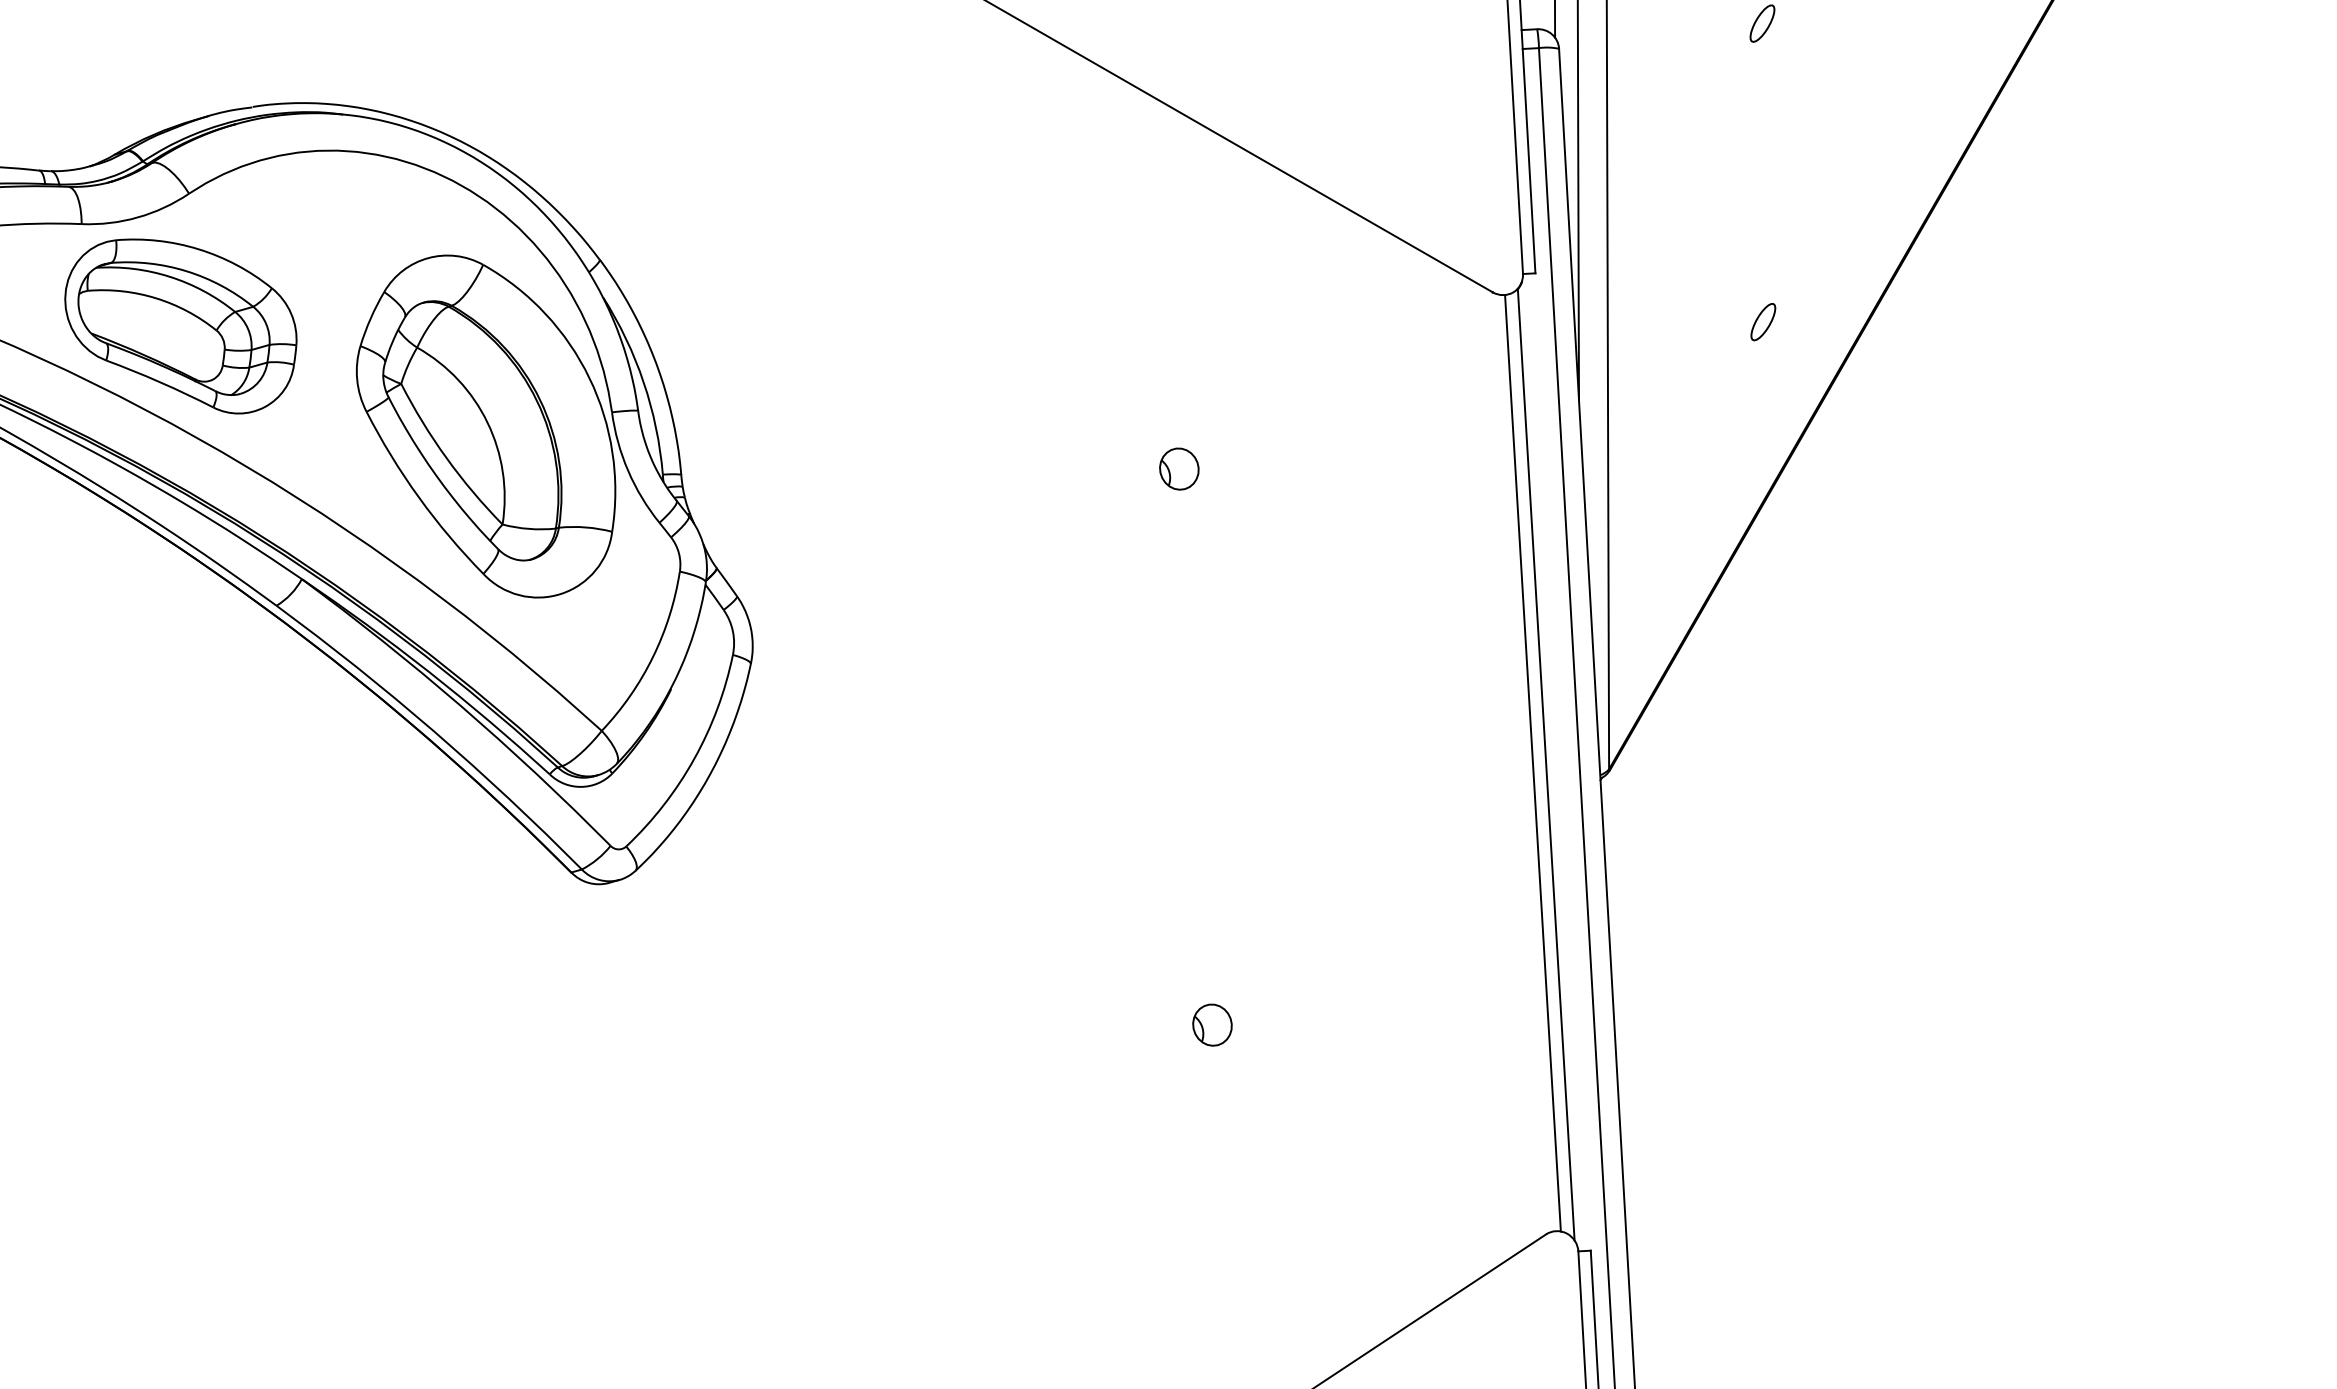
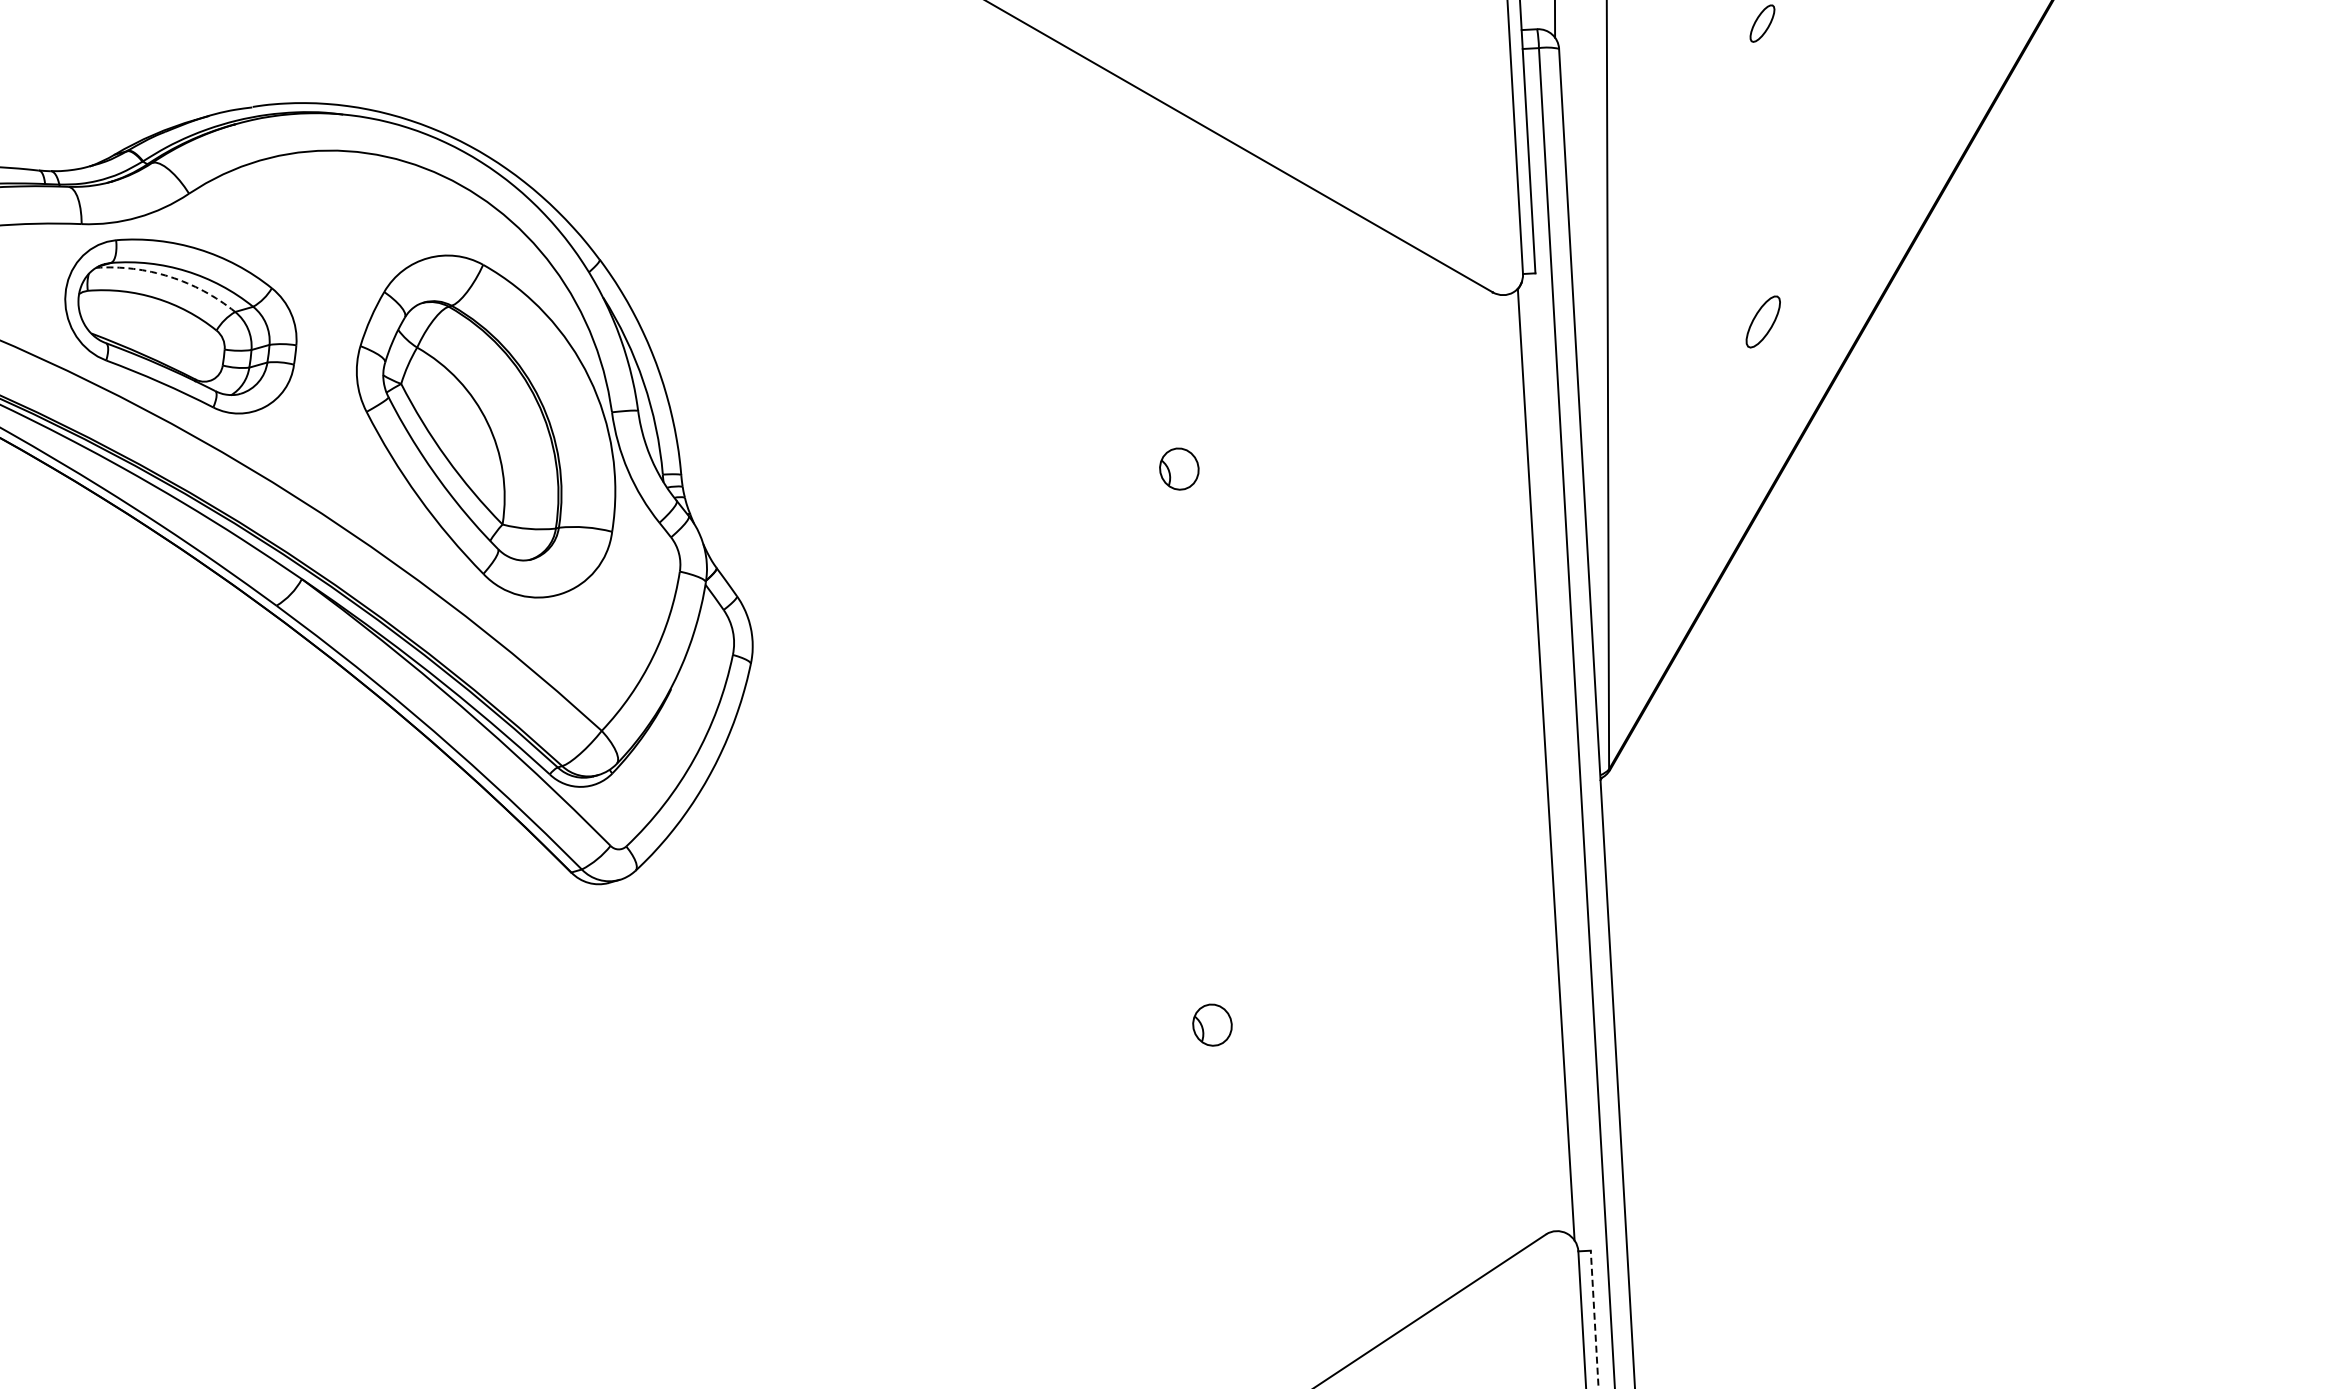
line: present -> none (1578, 201)
arc: solid -> dashed (169, 276)
part size: 27x39 px -> 36x54 px (1762, 321)
line: present -> none (1532, 763)
line: solid -> dashed (1594, 1319)
